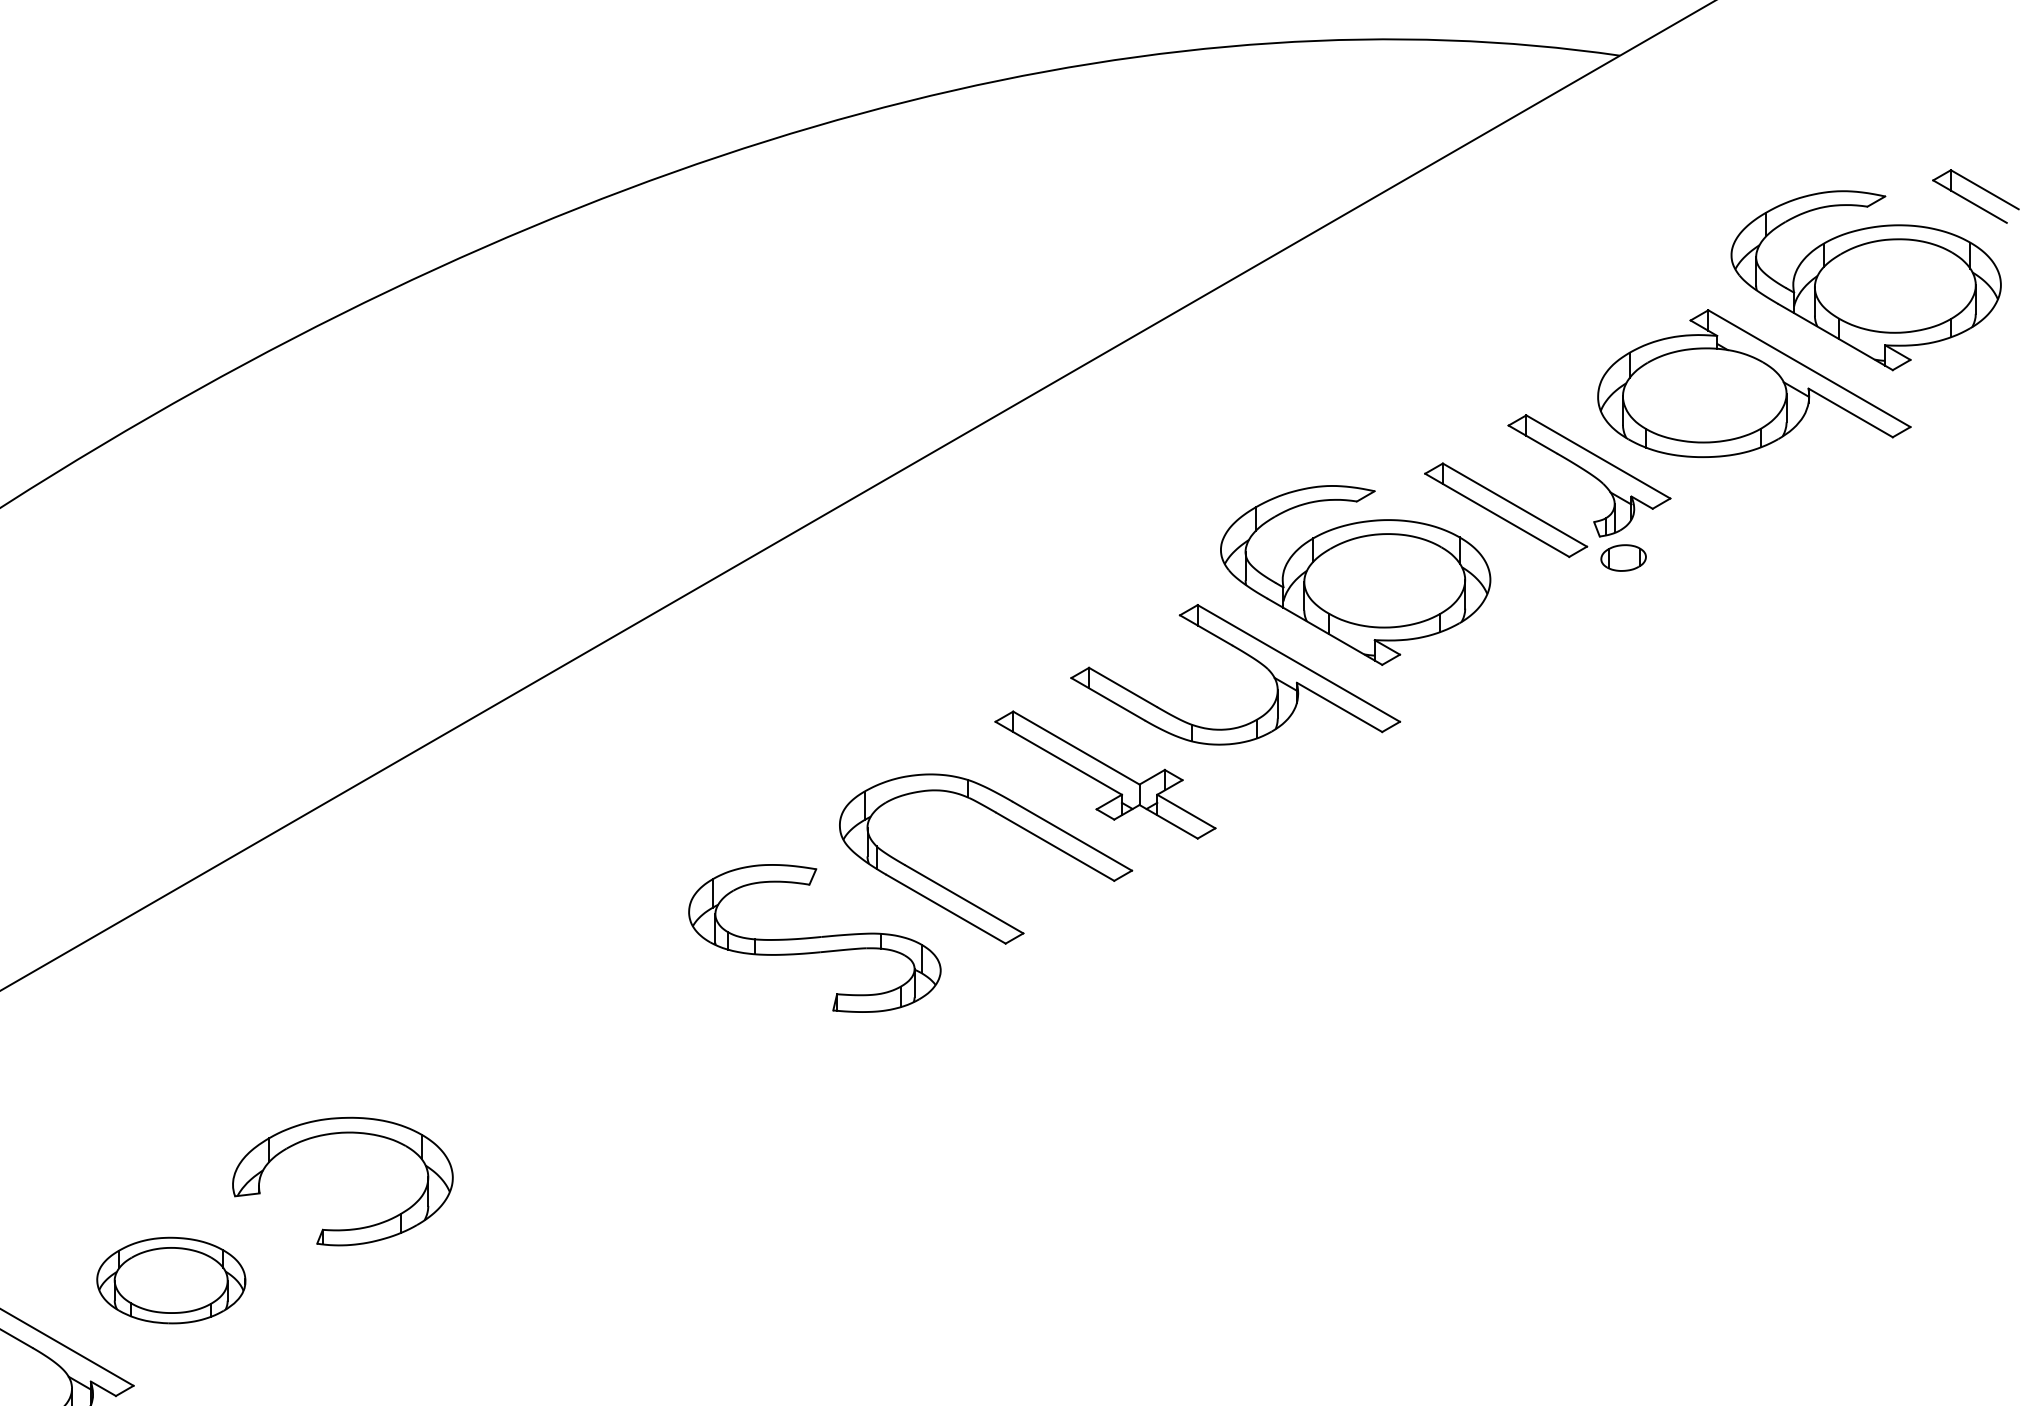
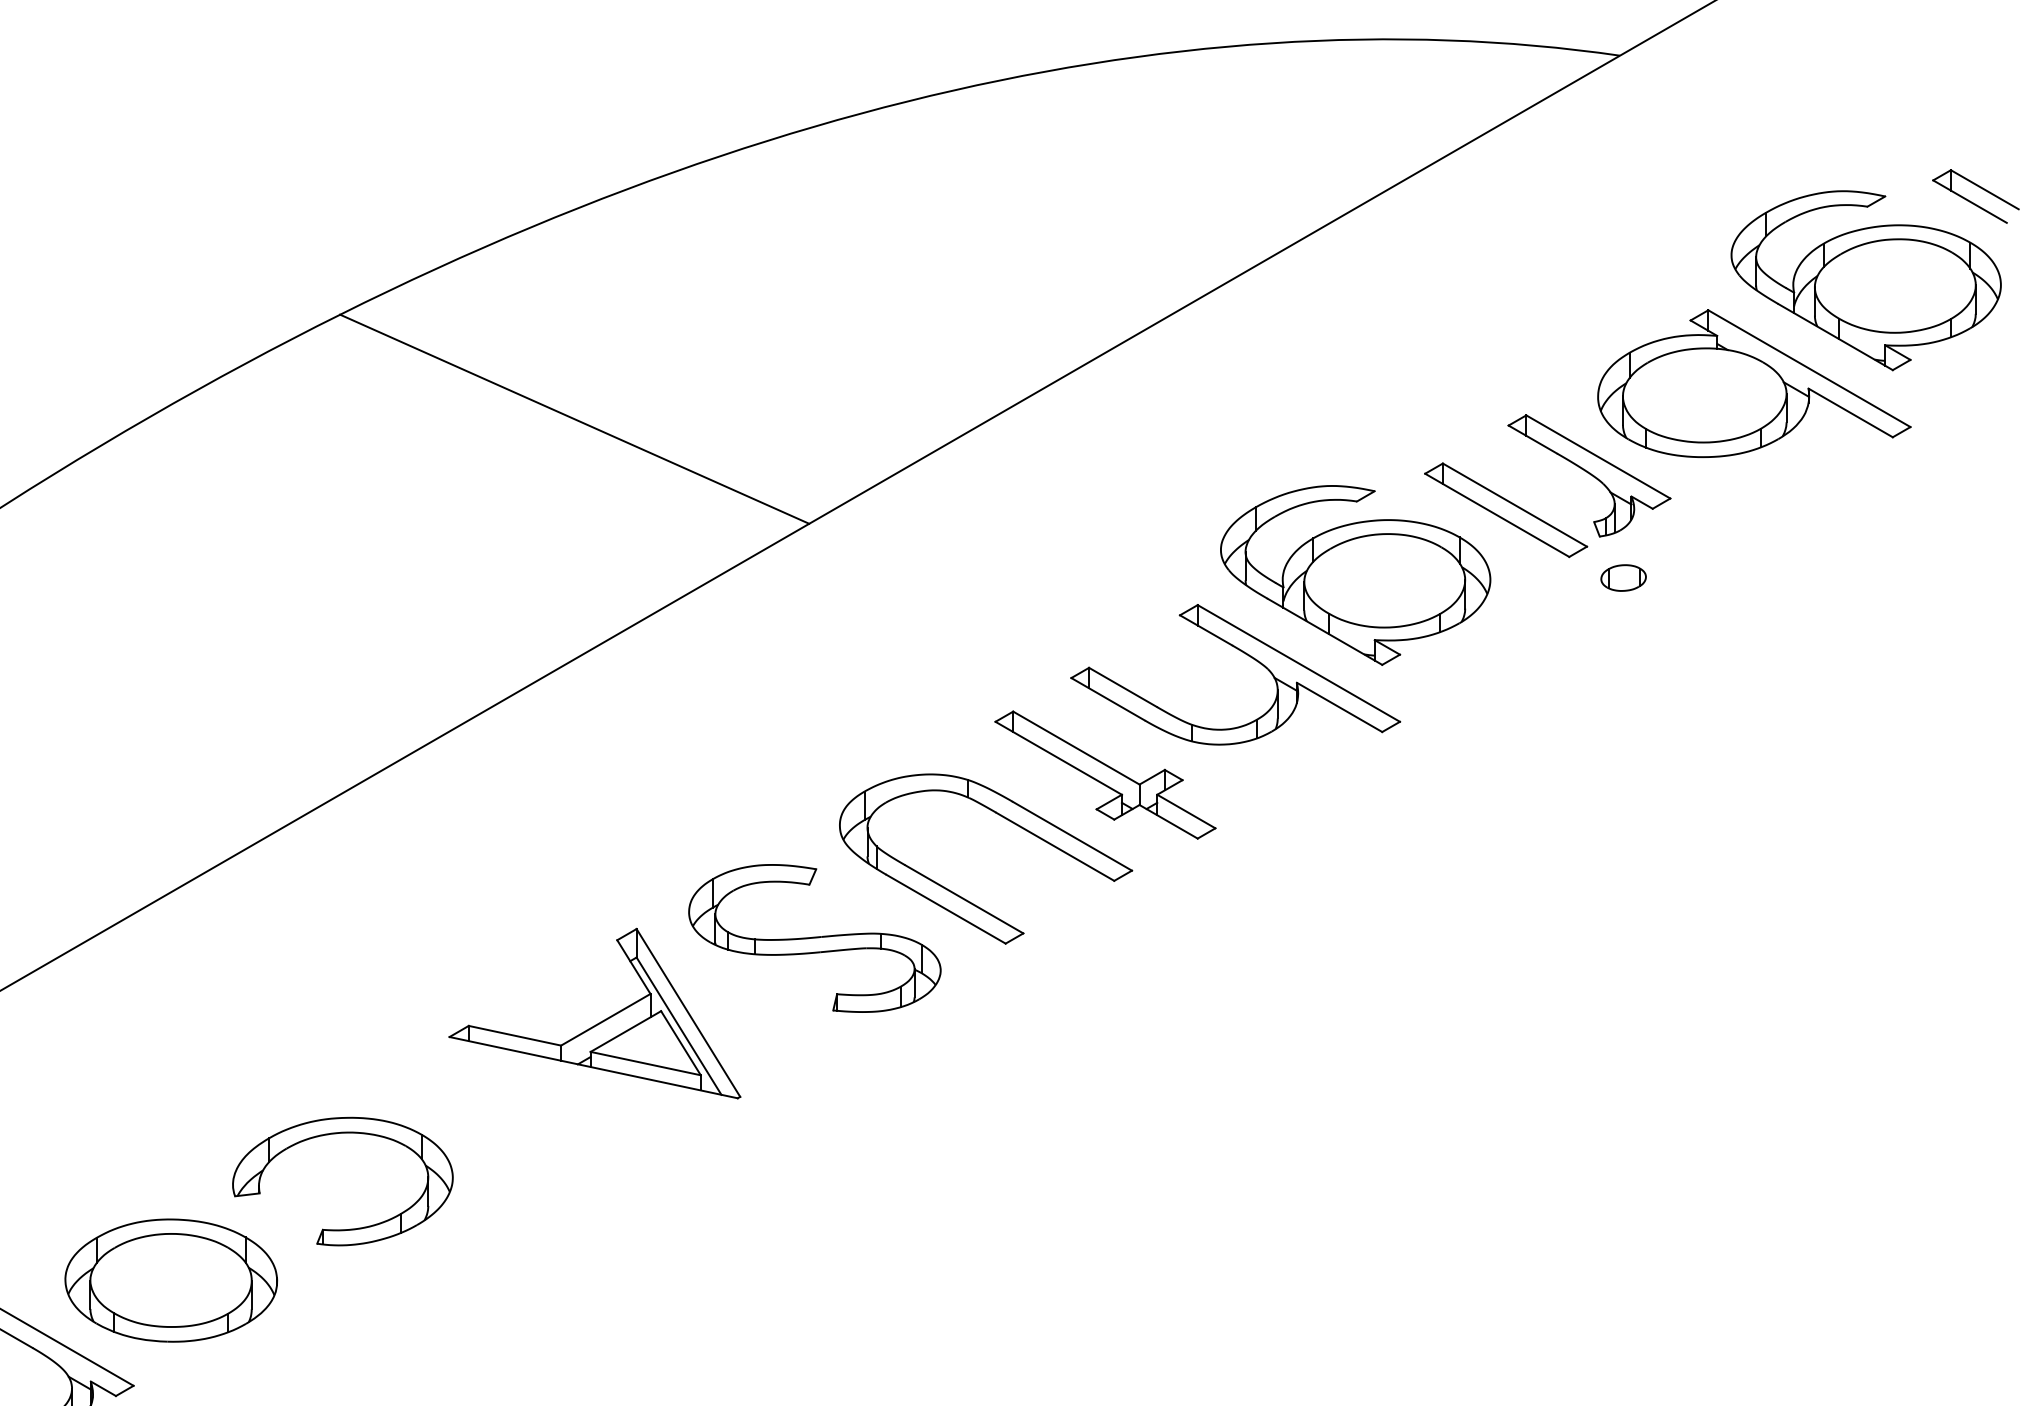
line: none -> present (574, 418)
part position: (1623, 557) -> (1623, 577) (1623, 577)
part: none -> present (598, 1022)
part size: 151x89 px -> 215x125 px (171, 1280)
